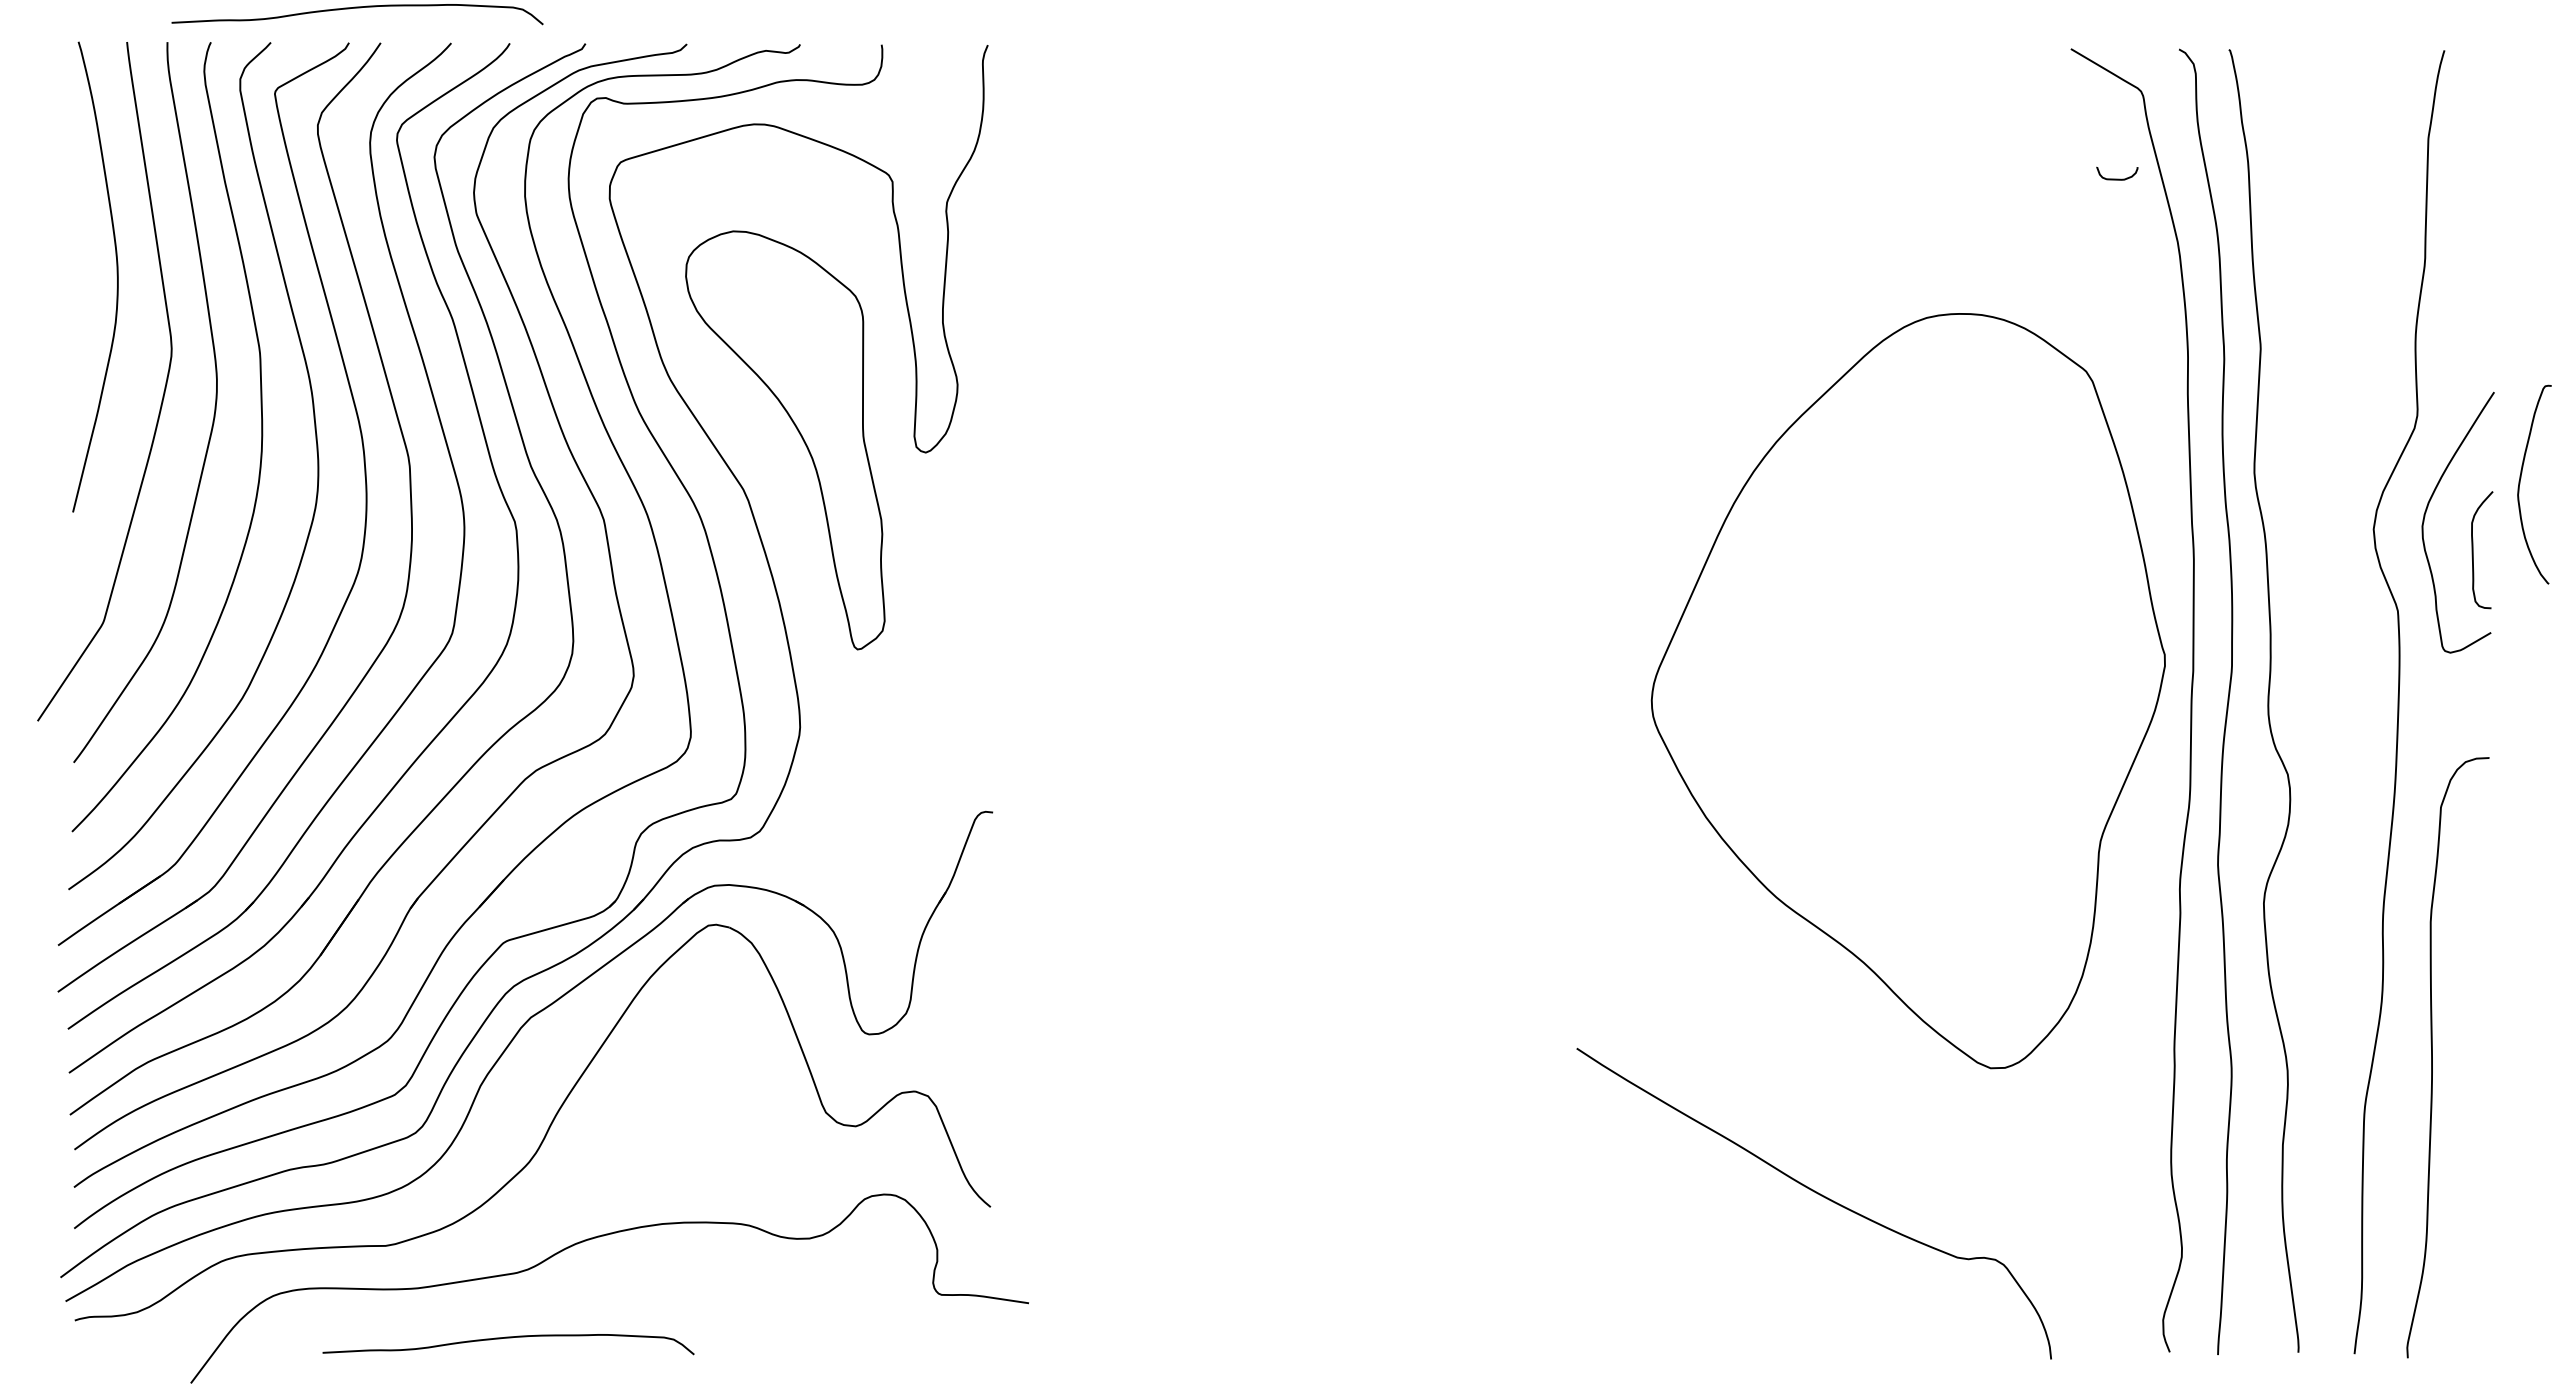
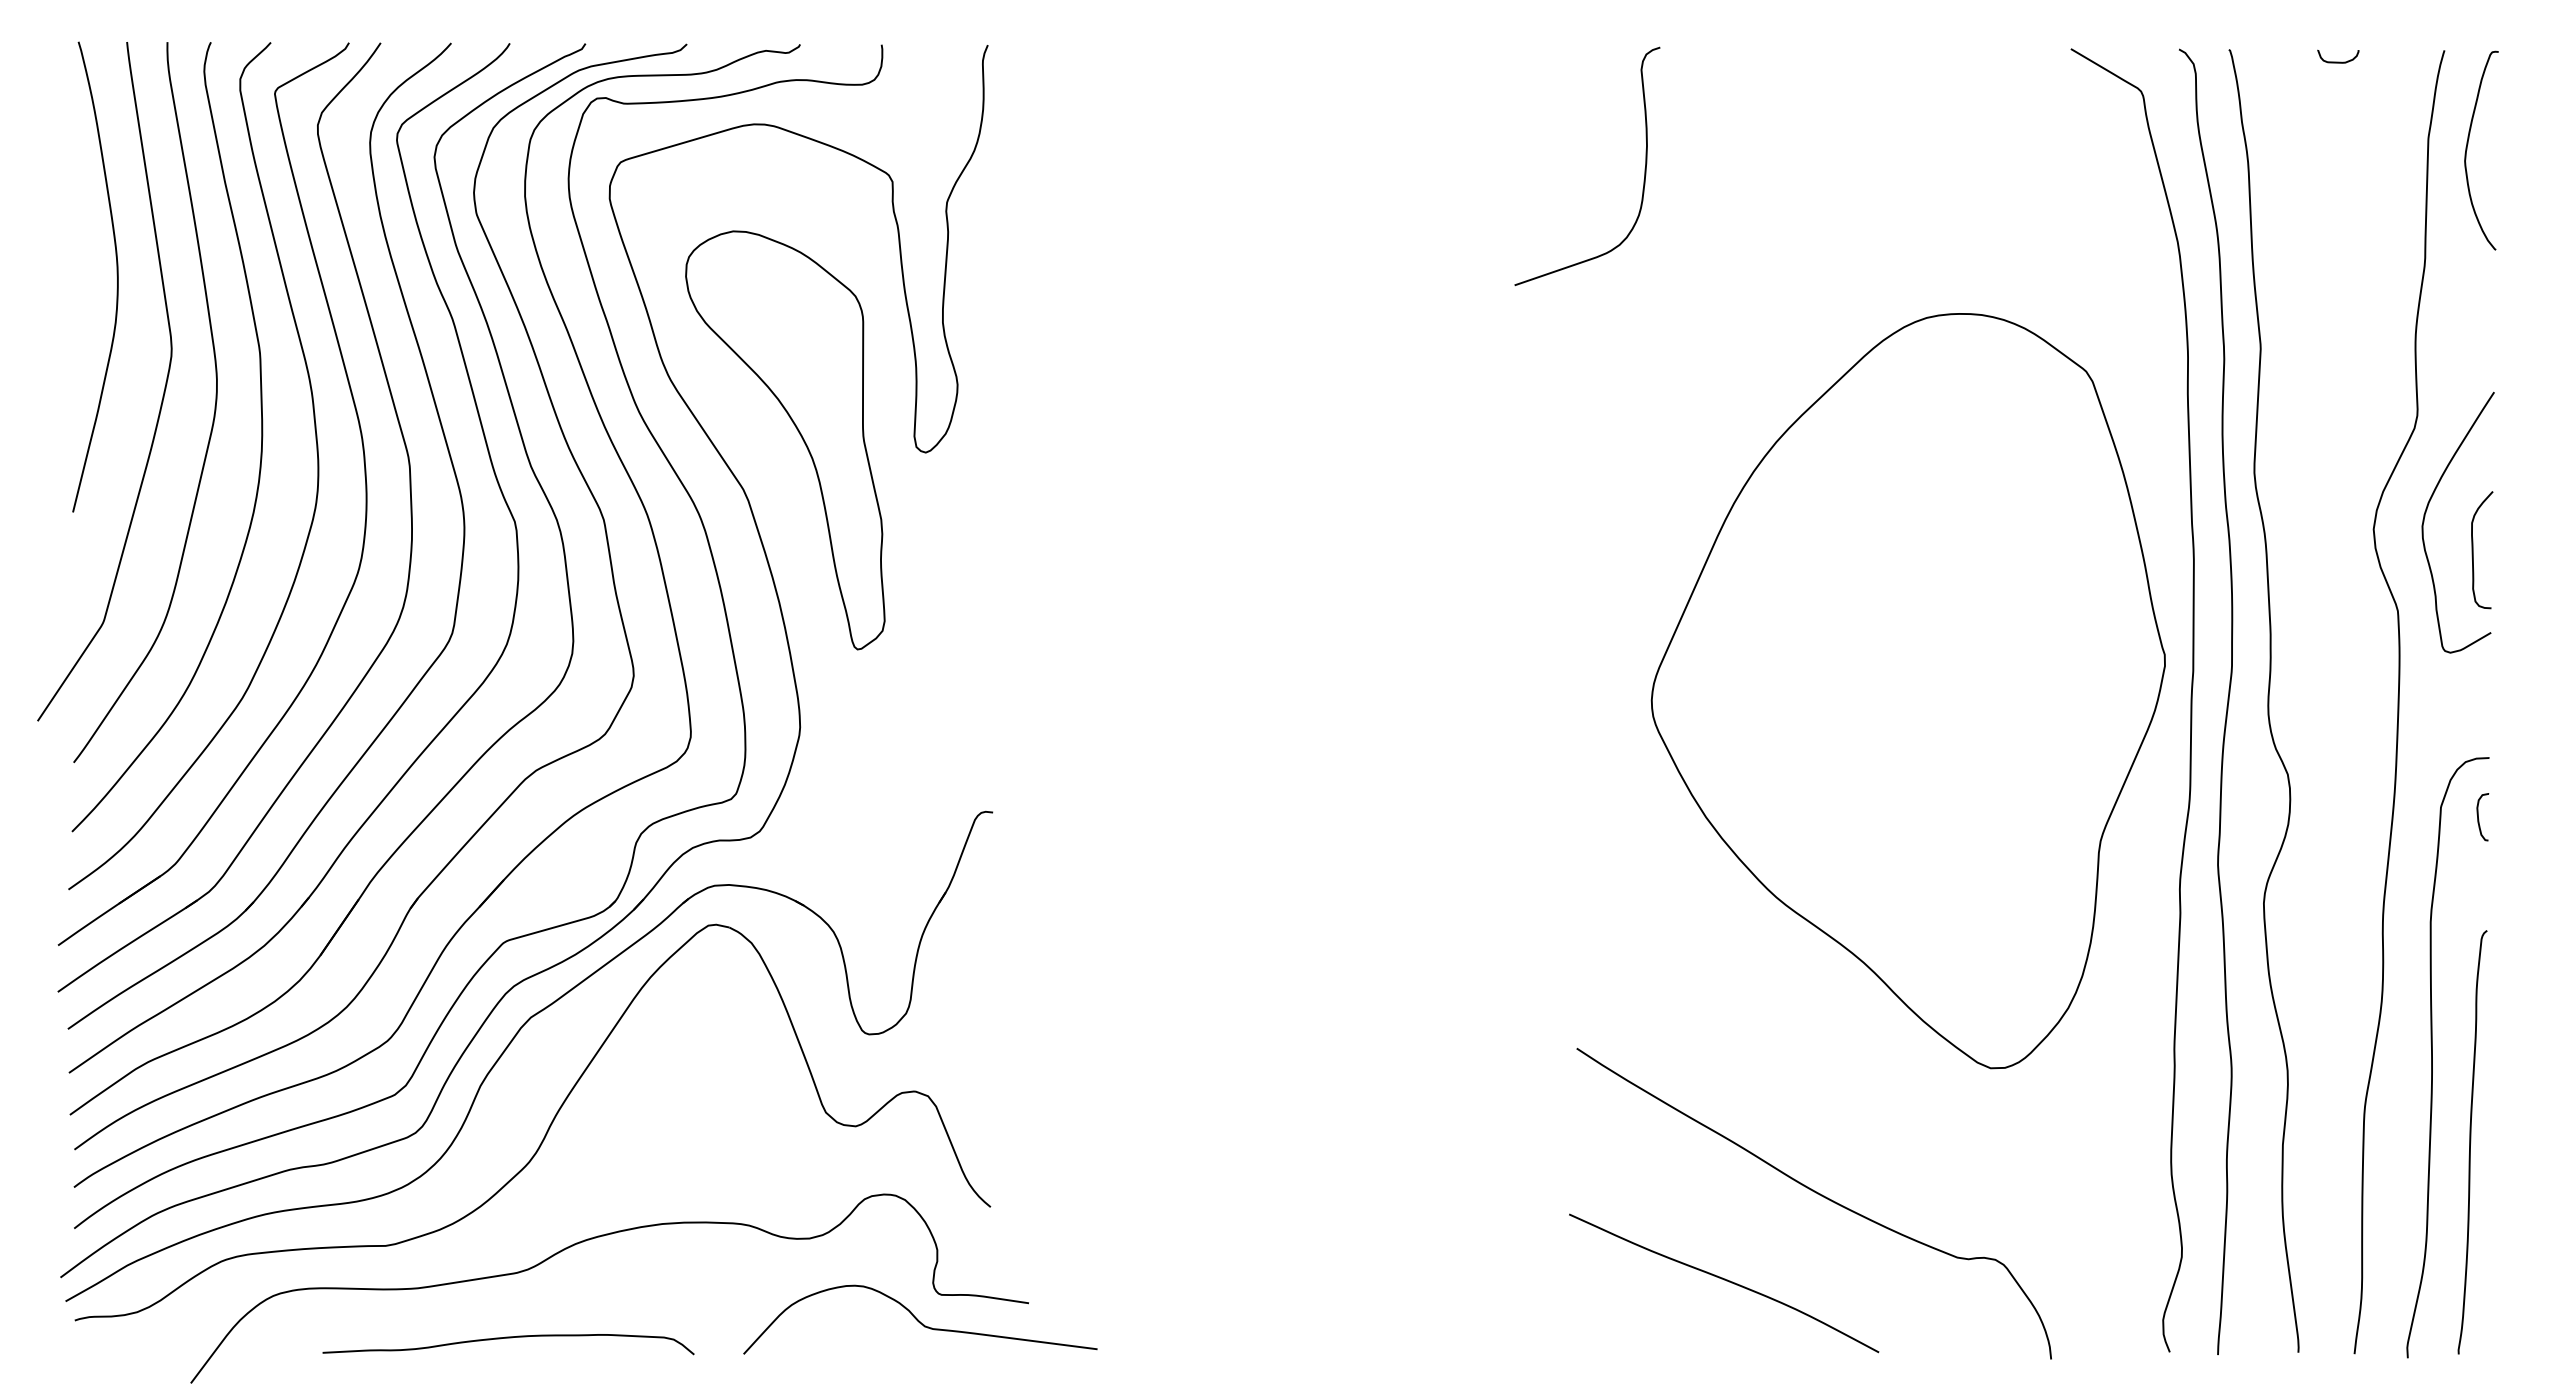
curve: present -> none (357, 8)
curve: none -> present (1644, 168)
curve position: (2117, 178) -> (2338, 61) (2338, 61)
curve position: (2520, 484) -> (2467, 150) (2467, 150)
curve: none -> present (2479, 819)
curve: none -> present (2471, 1142)
curve: none -> present (1726, 1281)
curve: none -> present (919, 1320)
